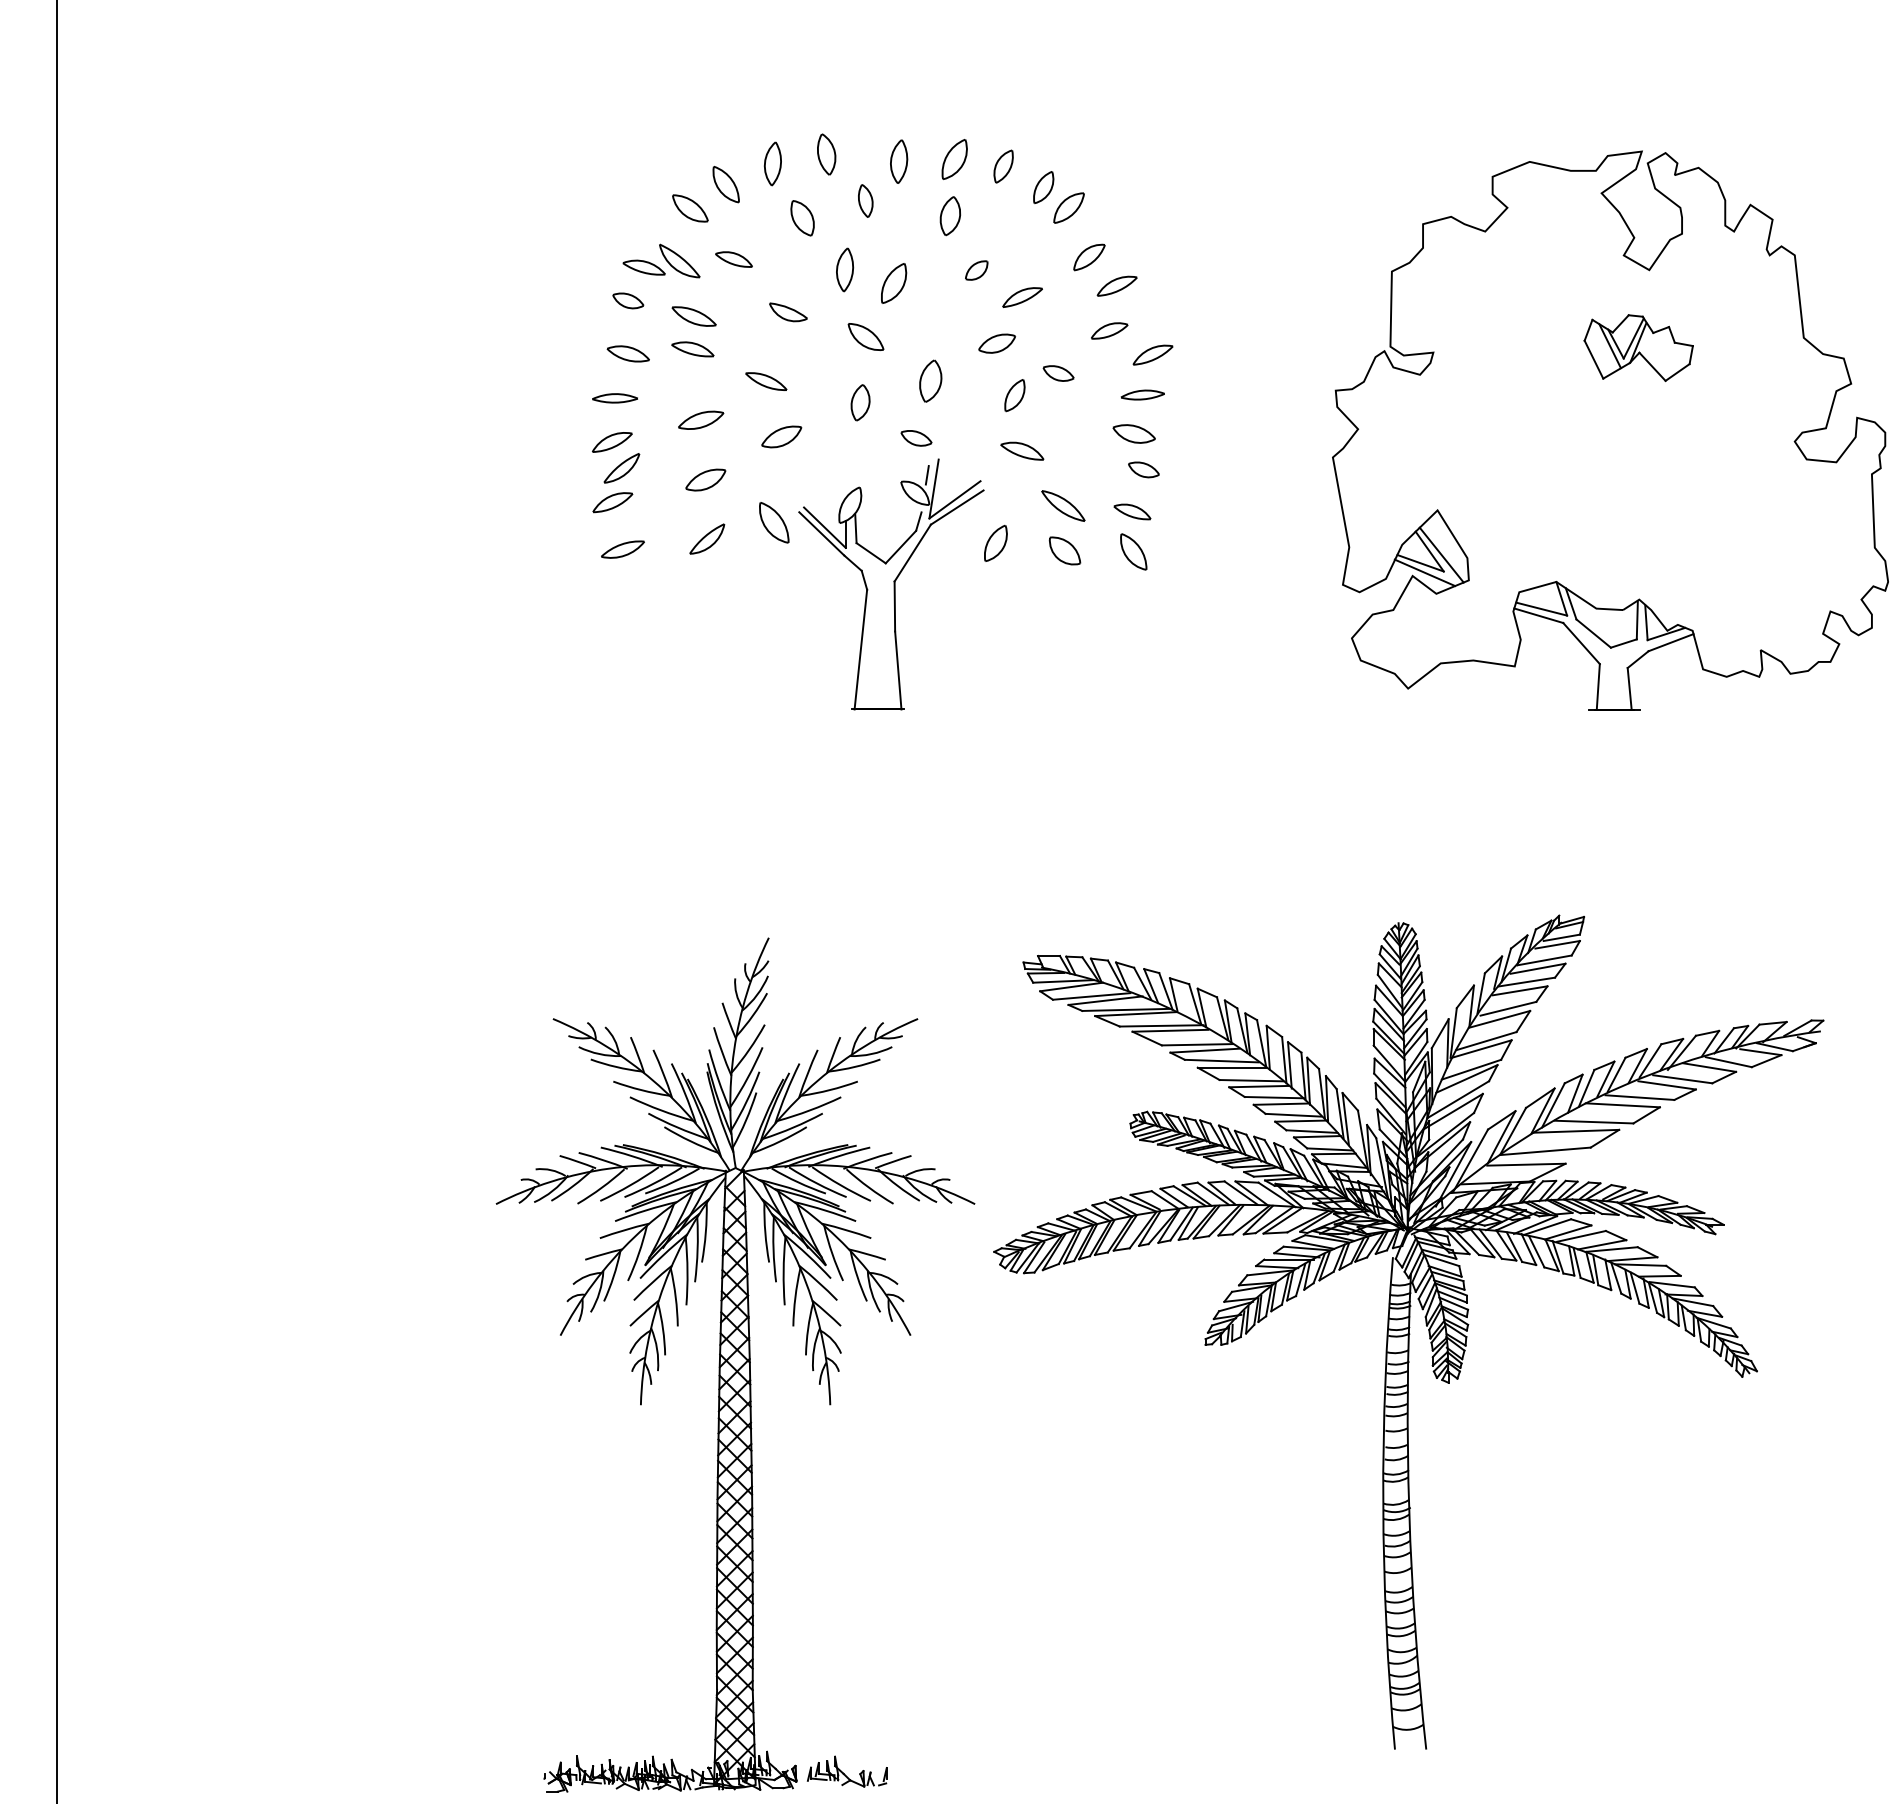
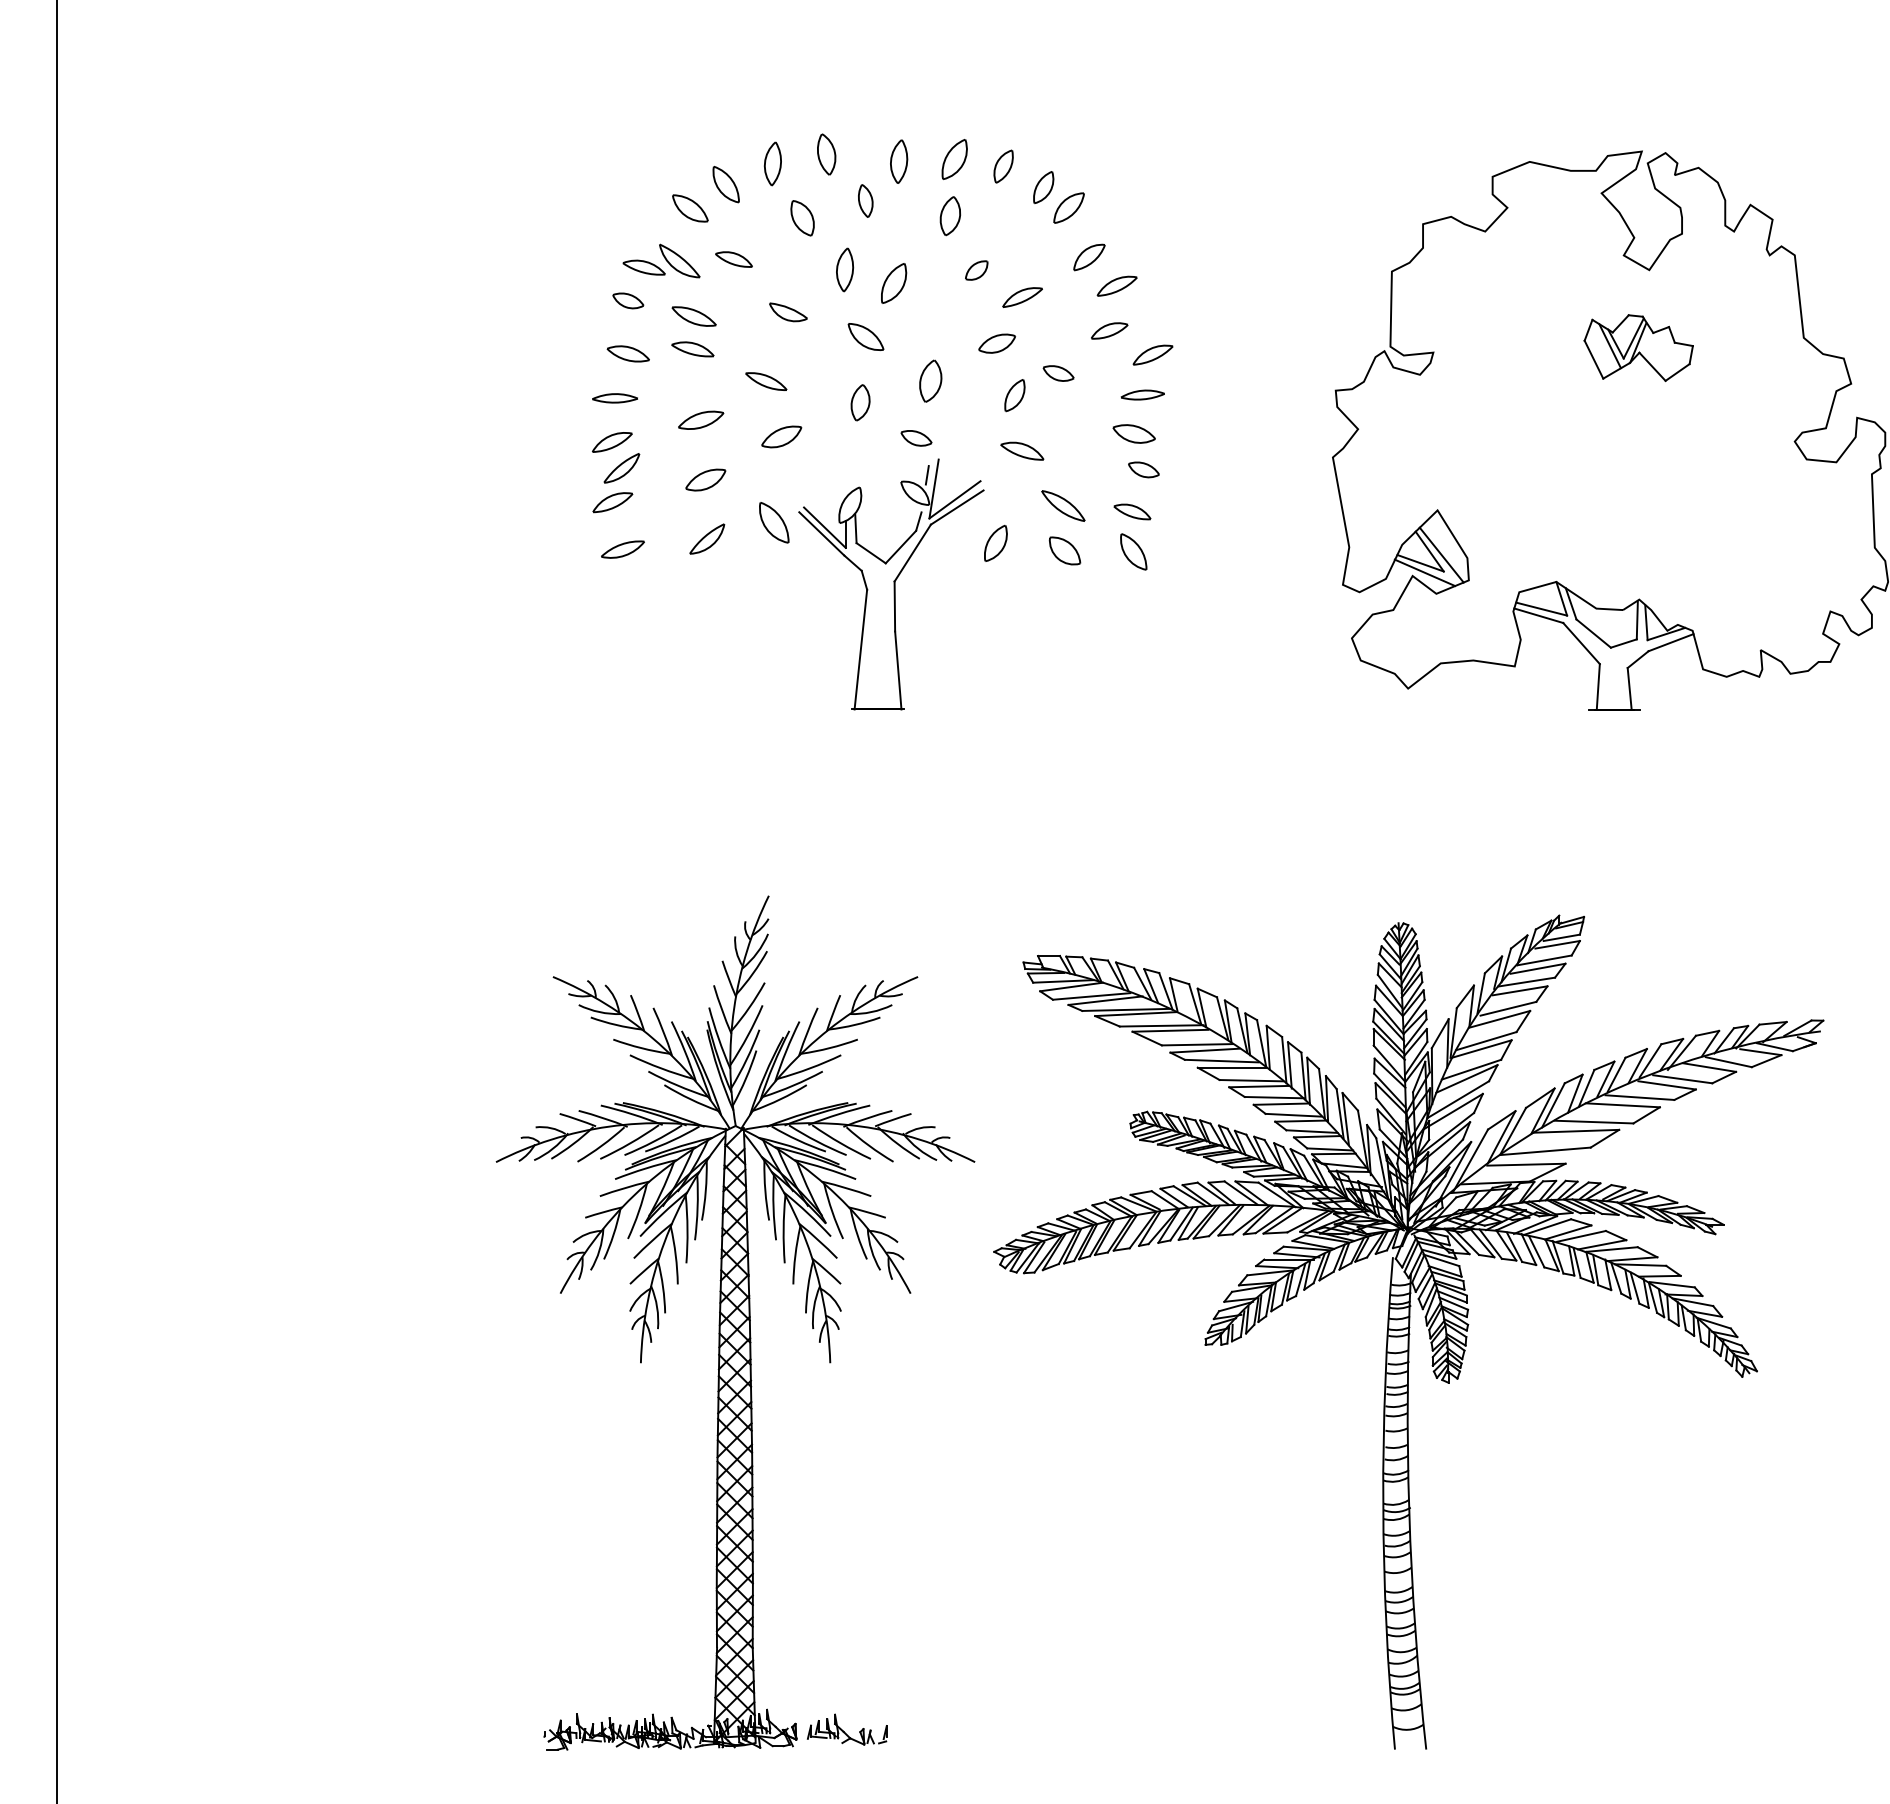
part position: (735, 1364) -> (735, 1322) (735, 1322)
